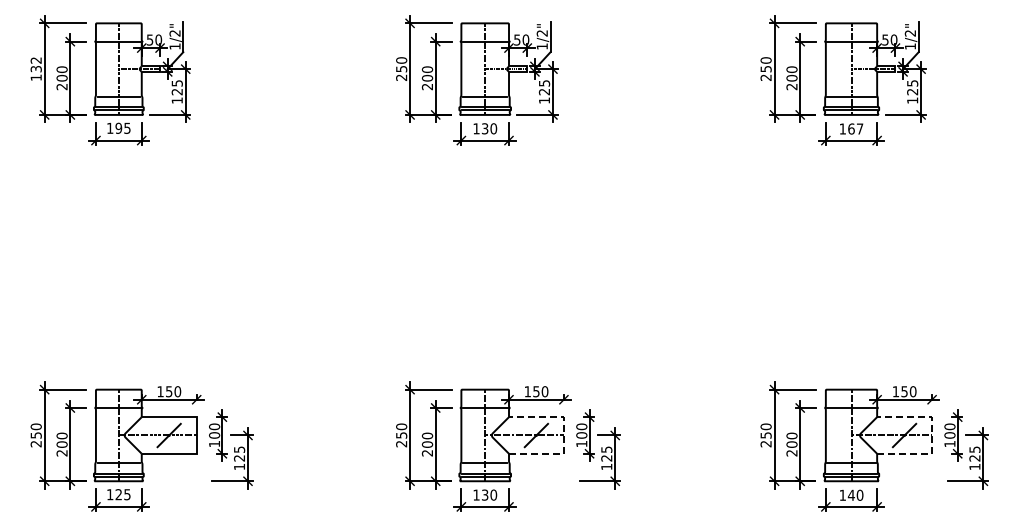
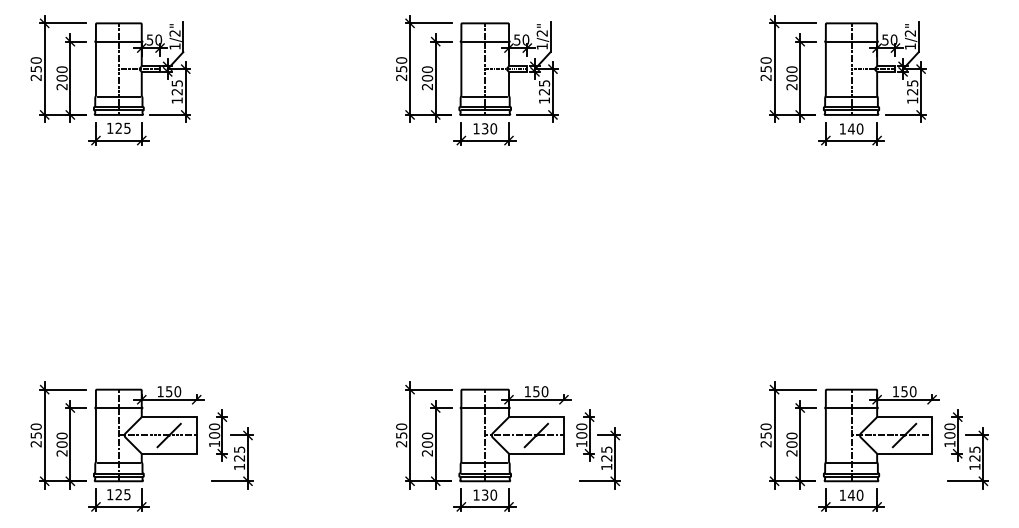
text: 132 -> 250 (35, 68)
text: 195 -> 125 (118, 127)
text: 167 -> 140 (855, 128)
line: dashed -> solid (563, 434)
line: dashed -> solid (932, 434)
